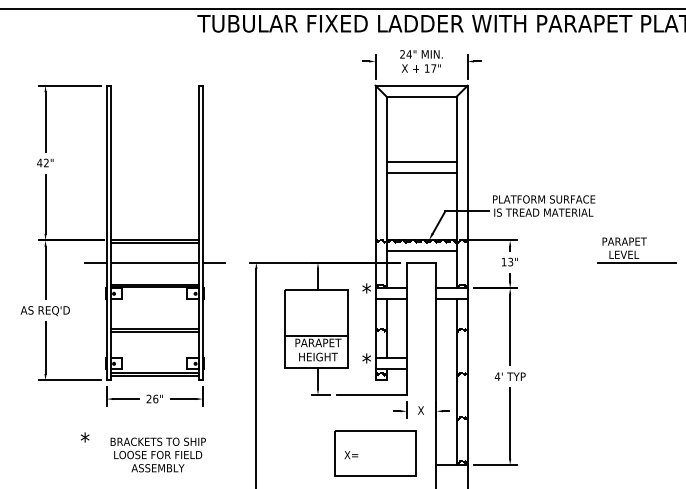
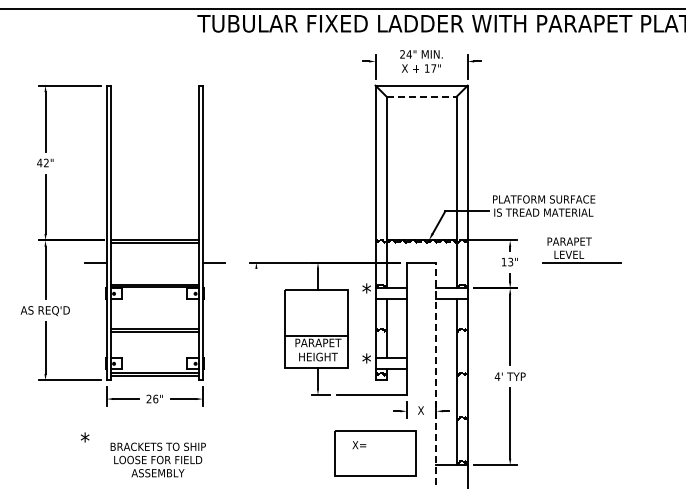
line: solid -> dashed (422, 96)
line: present -> none (421, 162)
line: present -> none (421, 173)
part position: (636, 250) -> (581, 250) (581, 250)
line: present -> none (421, 251)
line: present -> none (154, 262)
line: solid -> dashed (436, 375)
line: present -> none (256, 376)
text position: (157, 454) -> (157, 459) (157, 459)
text position: (351, 455) -> (359, 445) (359, 445)
